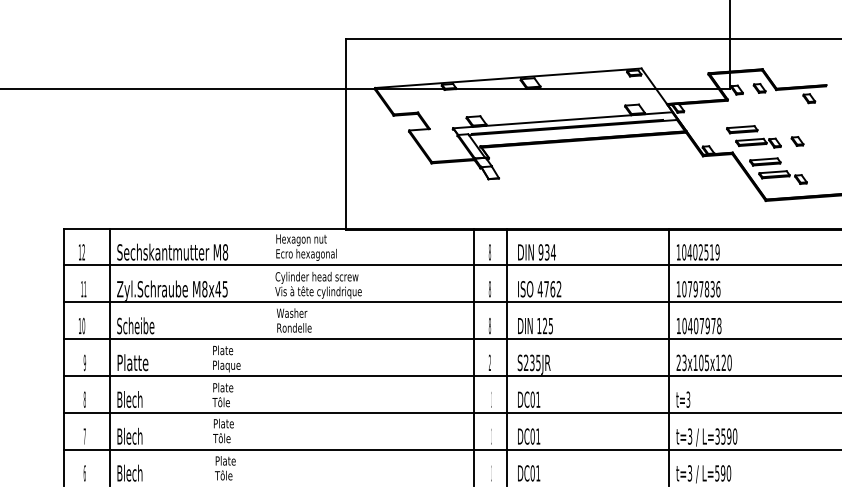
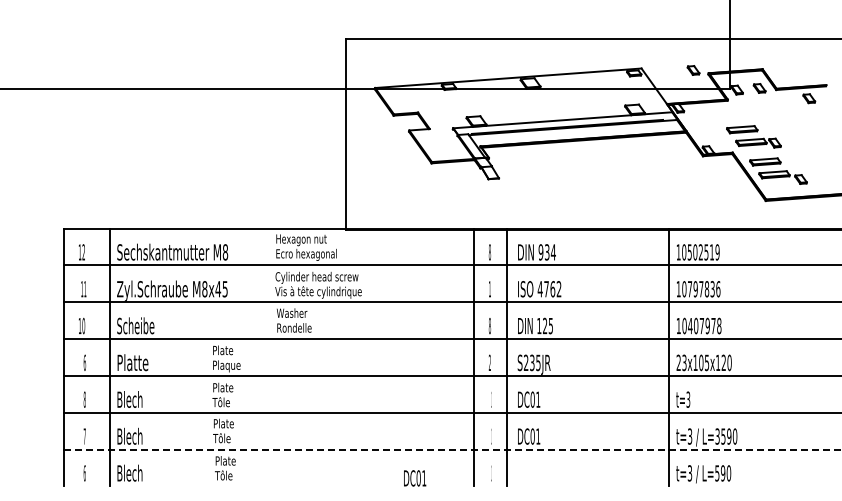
part position: (797, 141) -> (693, 70) (693, 70)
text: 10402519 -> 10502519 (689, 252)
text: 8 -> 1 (489, 288)
text: 9 -> 6 (84, 362)
line: solid -> dashed (452, 449)
text position: (529, 473) -> (415, 478) (415, 478)
